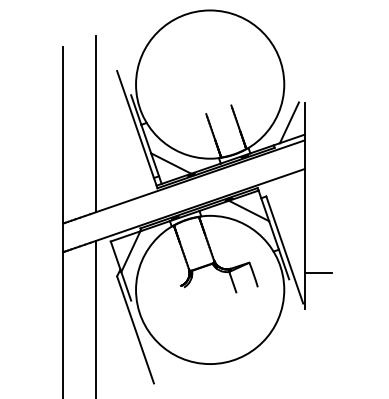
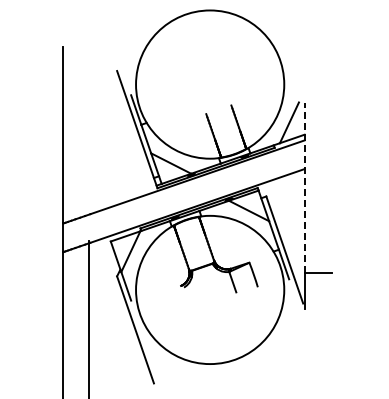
line: present -> none (95, 123)
line: solid -> dashed (304, 188)
line position: (95, 317) -> (88, 317) (88, 317)
